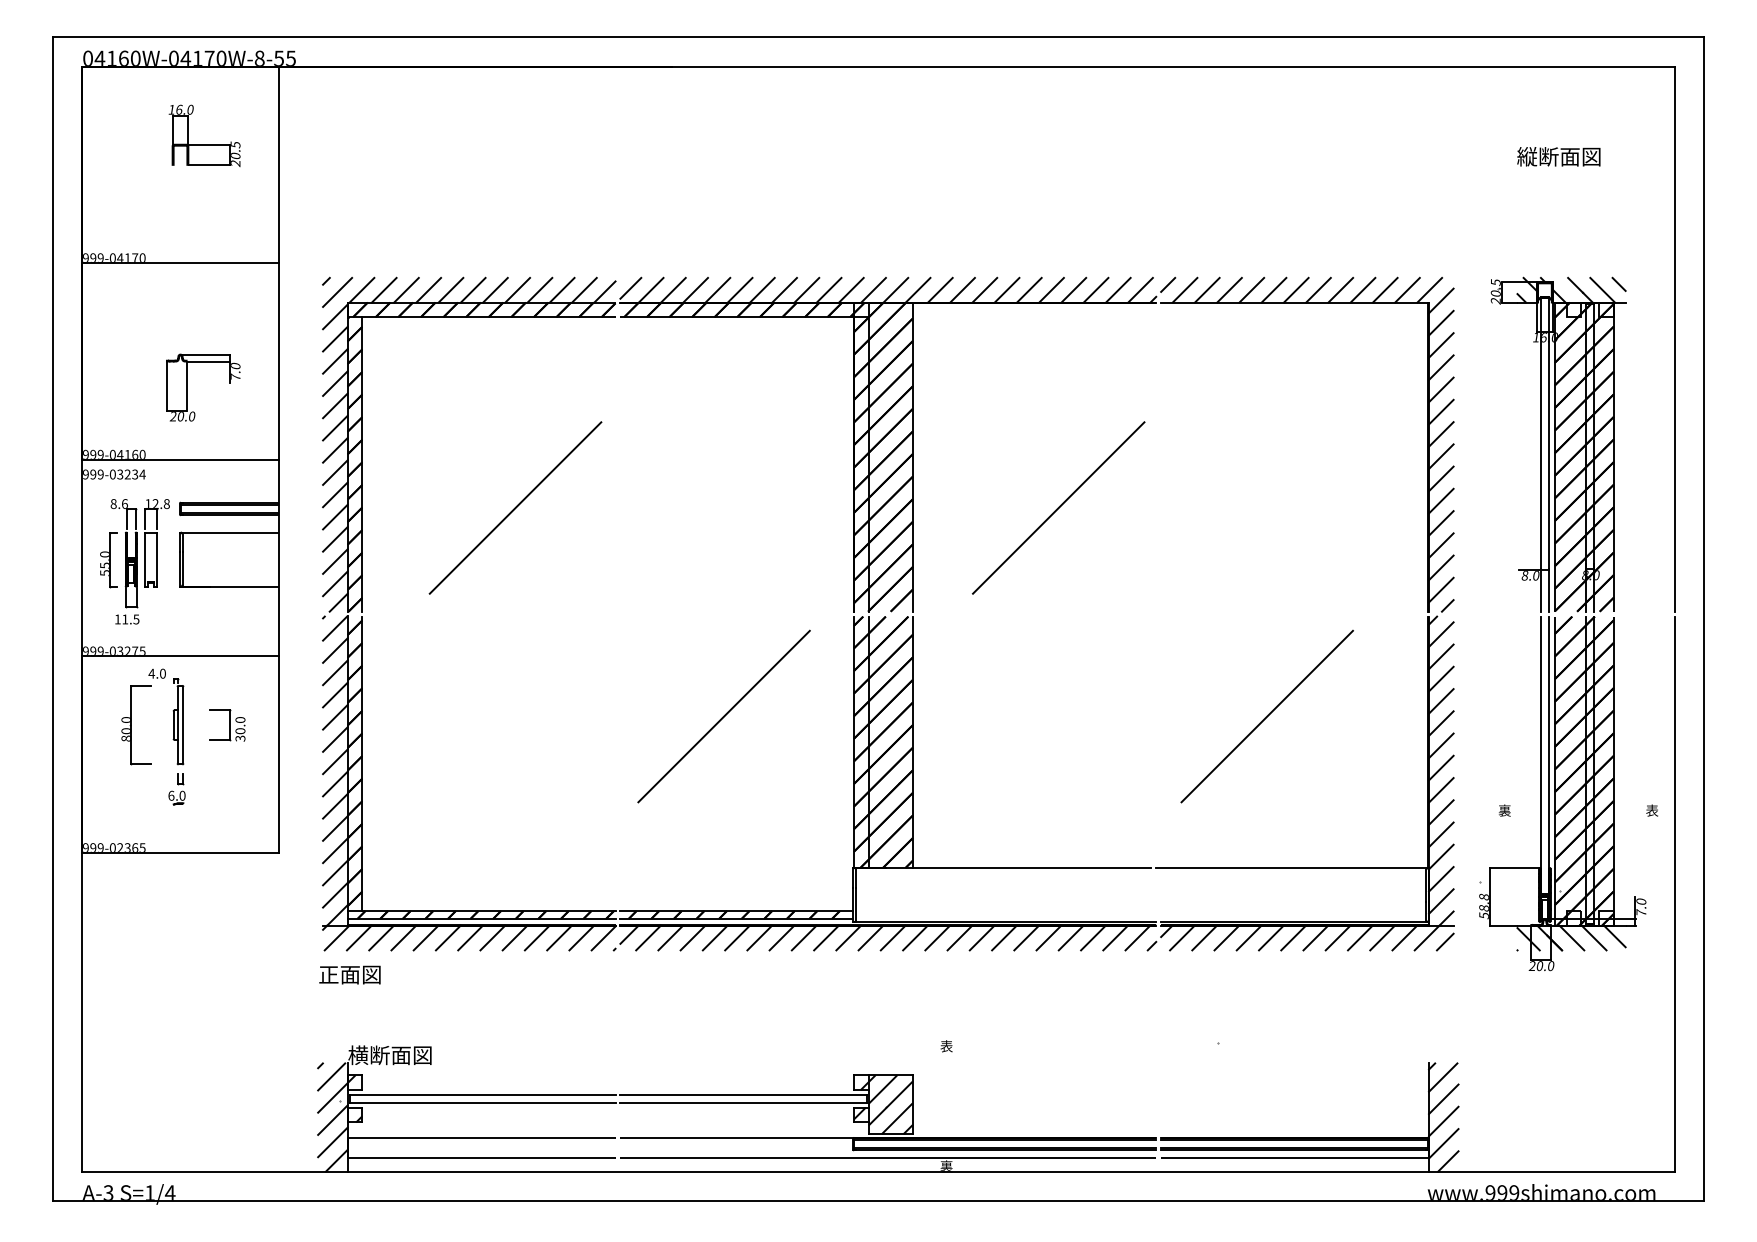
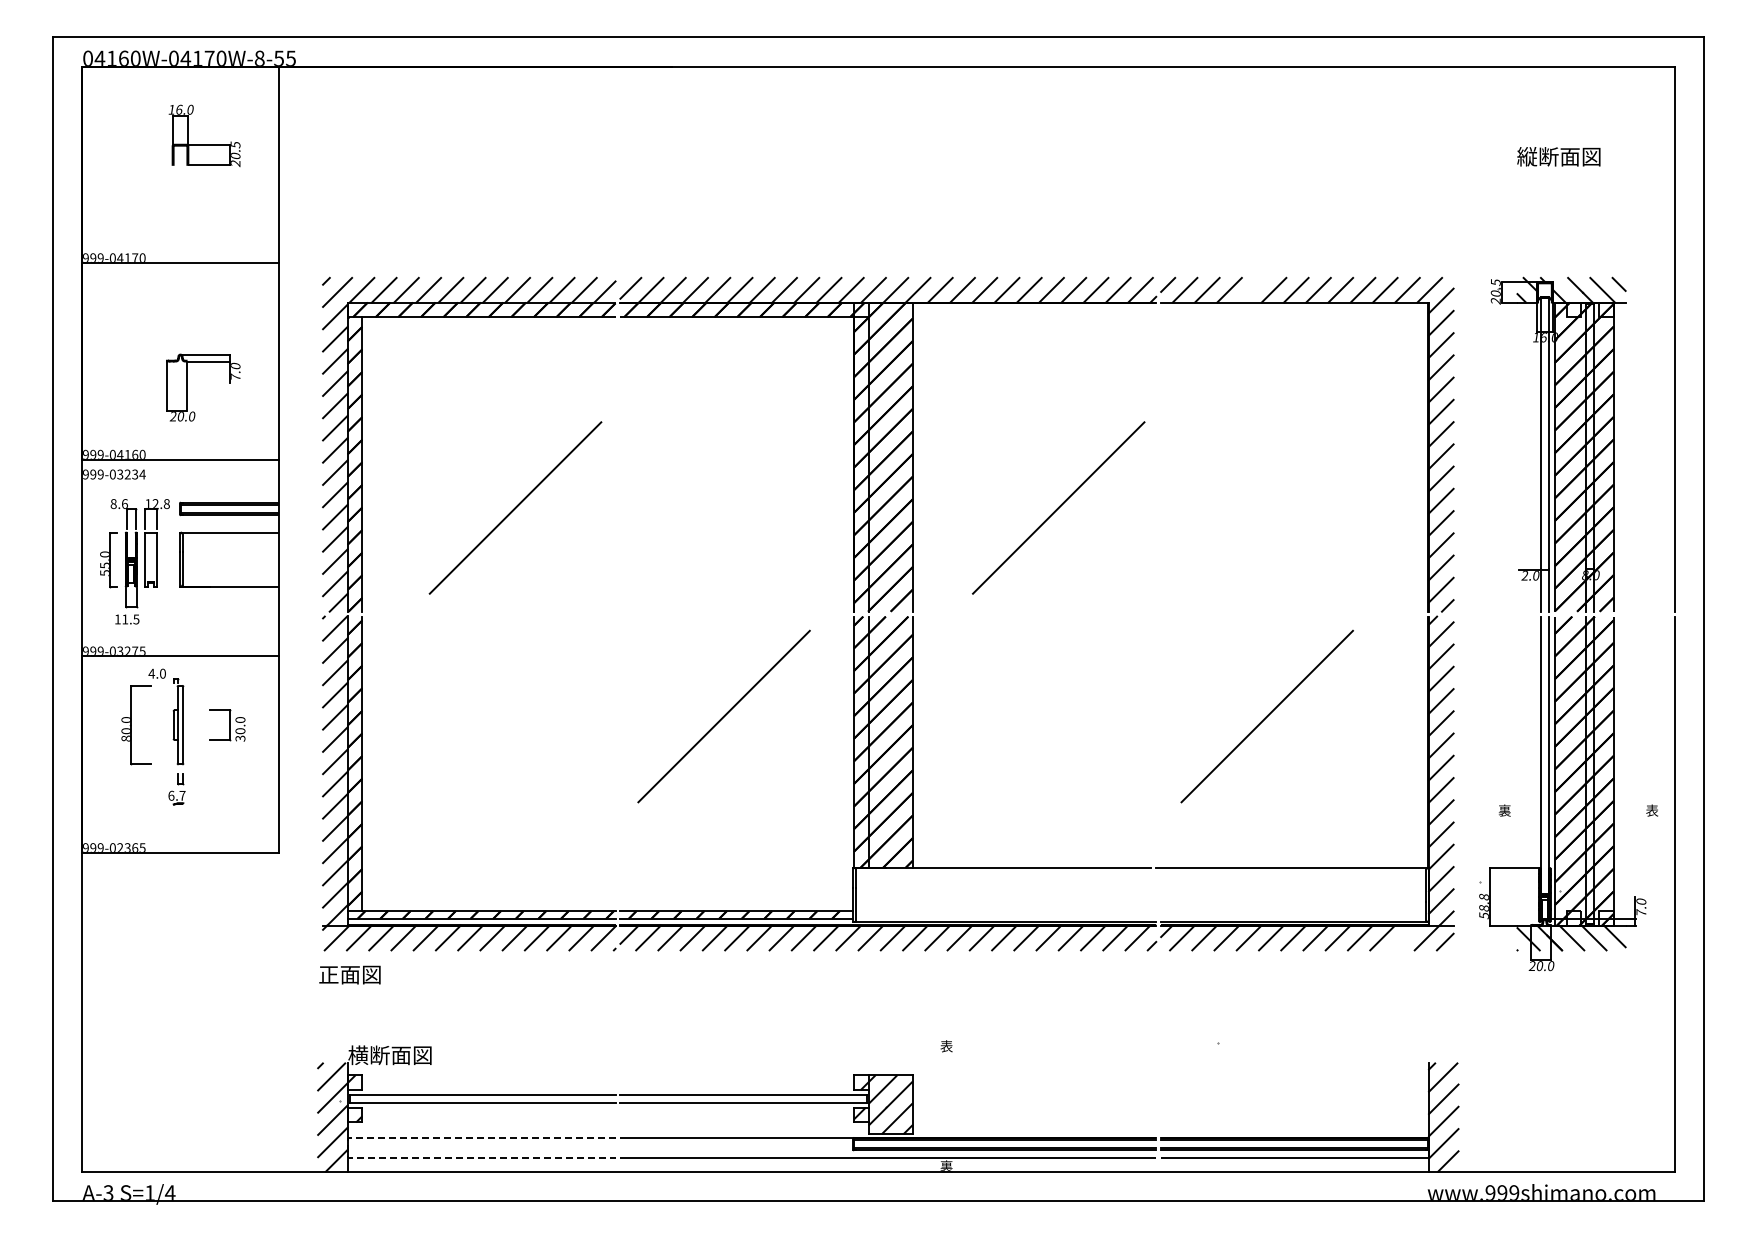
line: present -> none (1251, 289)
text: 8.0 -> 2.0 (1524, 575)
text: 6.0 -> 6.7 (182, 795)
line: present -> none (1404, 937)
line: solid -> dashed (347, 1147)
